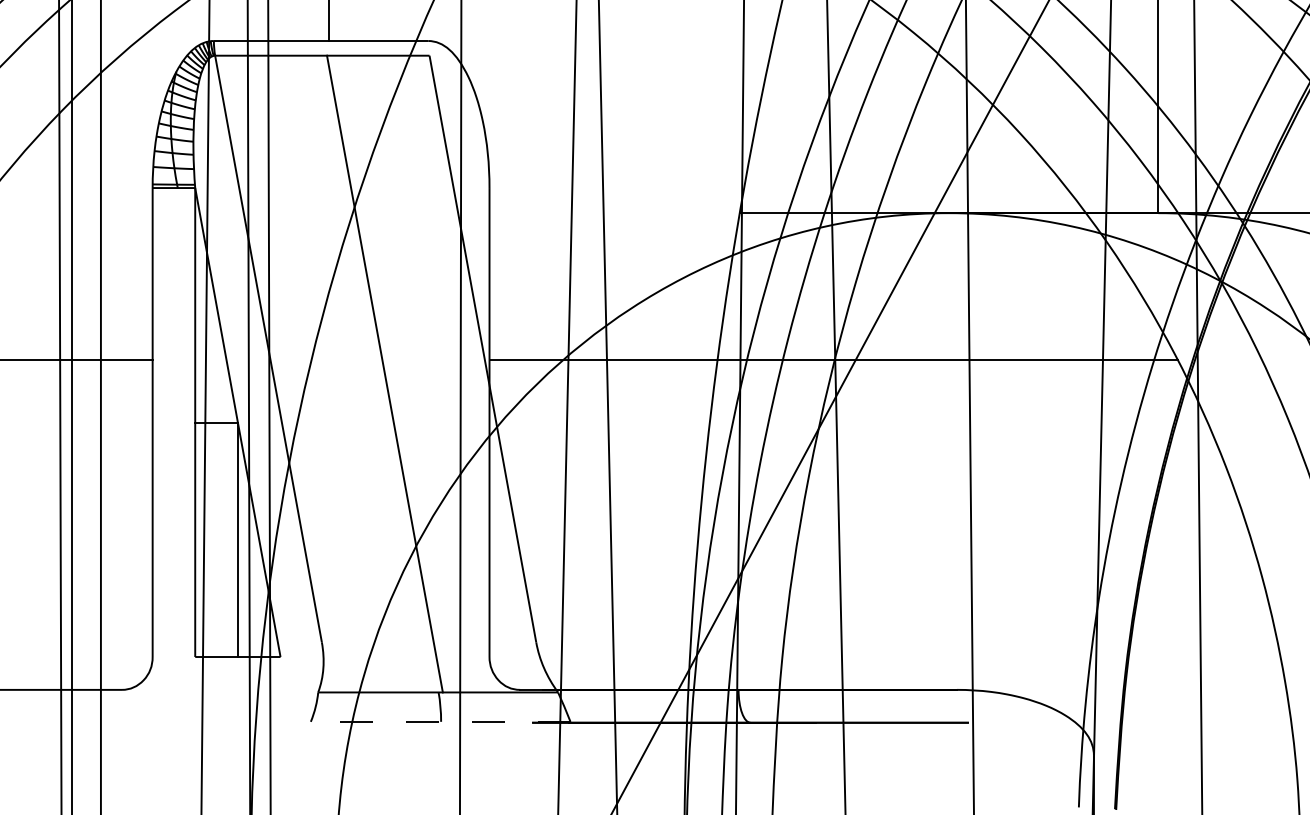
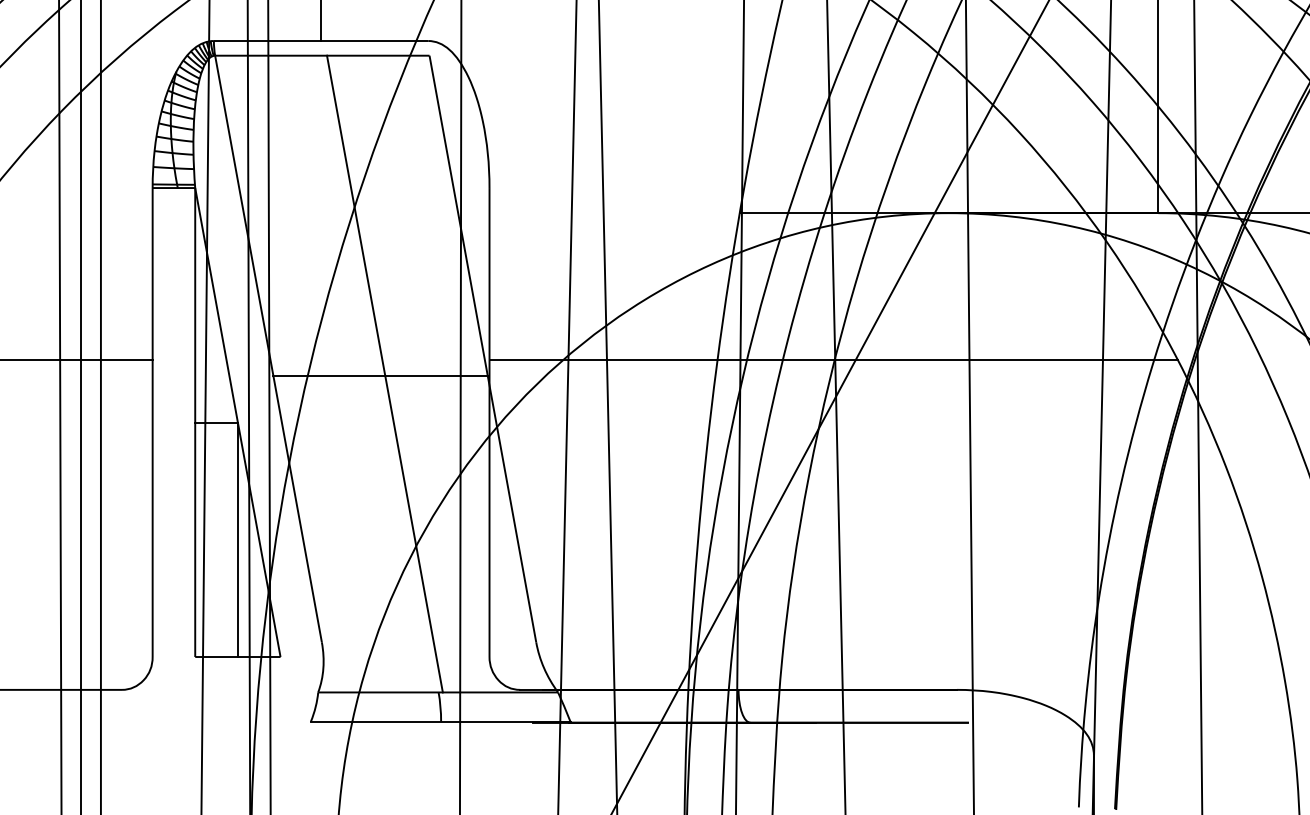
line position: (329, 21) -> (321, 21) (321, 21)
line: none -> present (380, 375)
line position: (72, 406) -> (81, 406) (81, 406)
line: dashed -> solid (440, 721)
